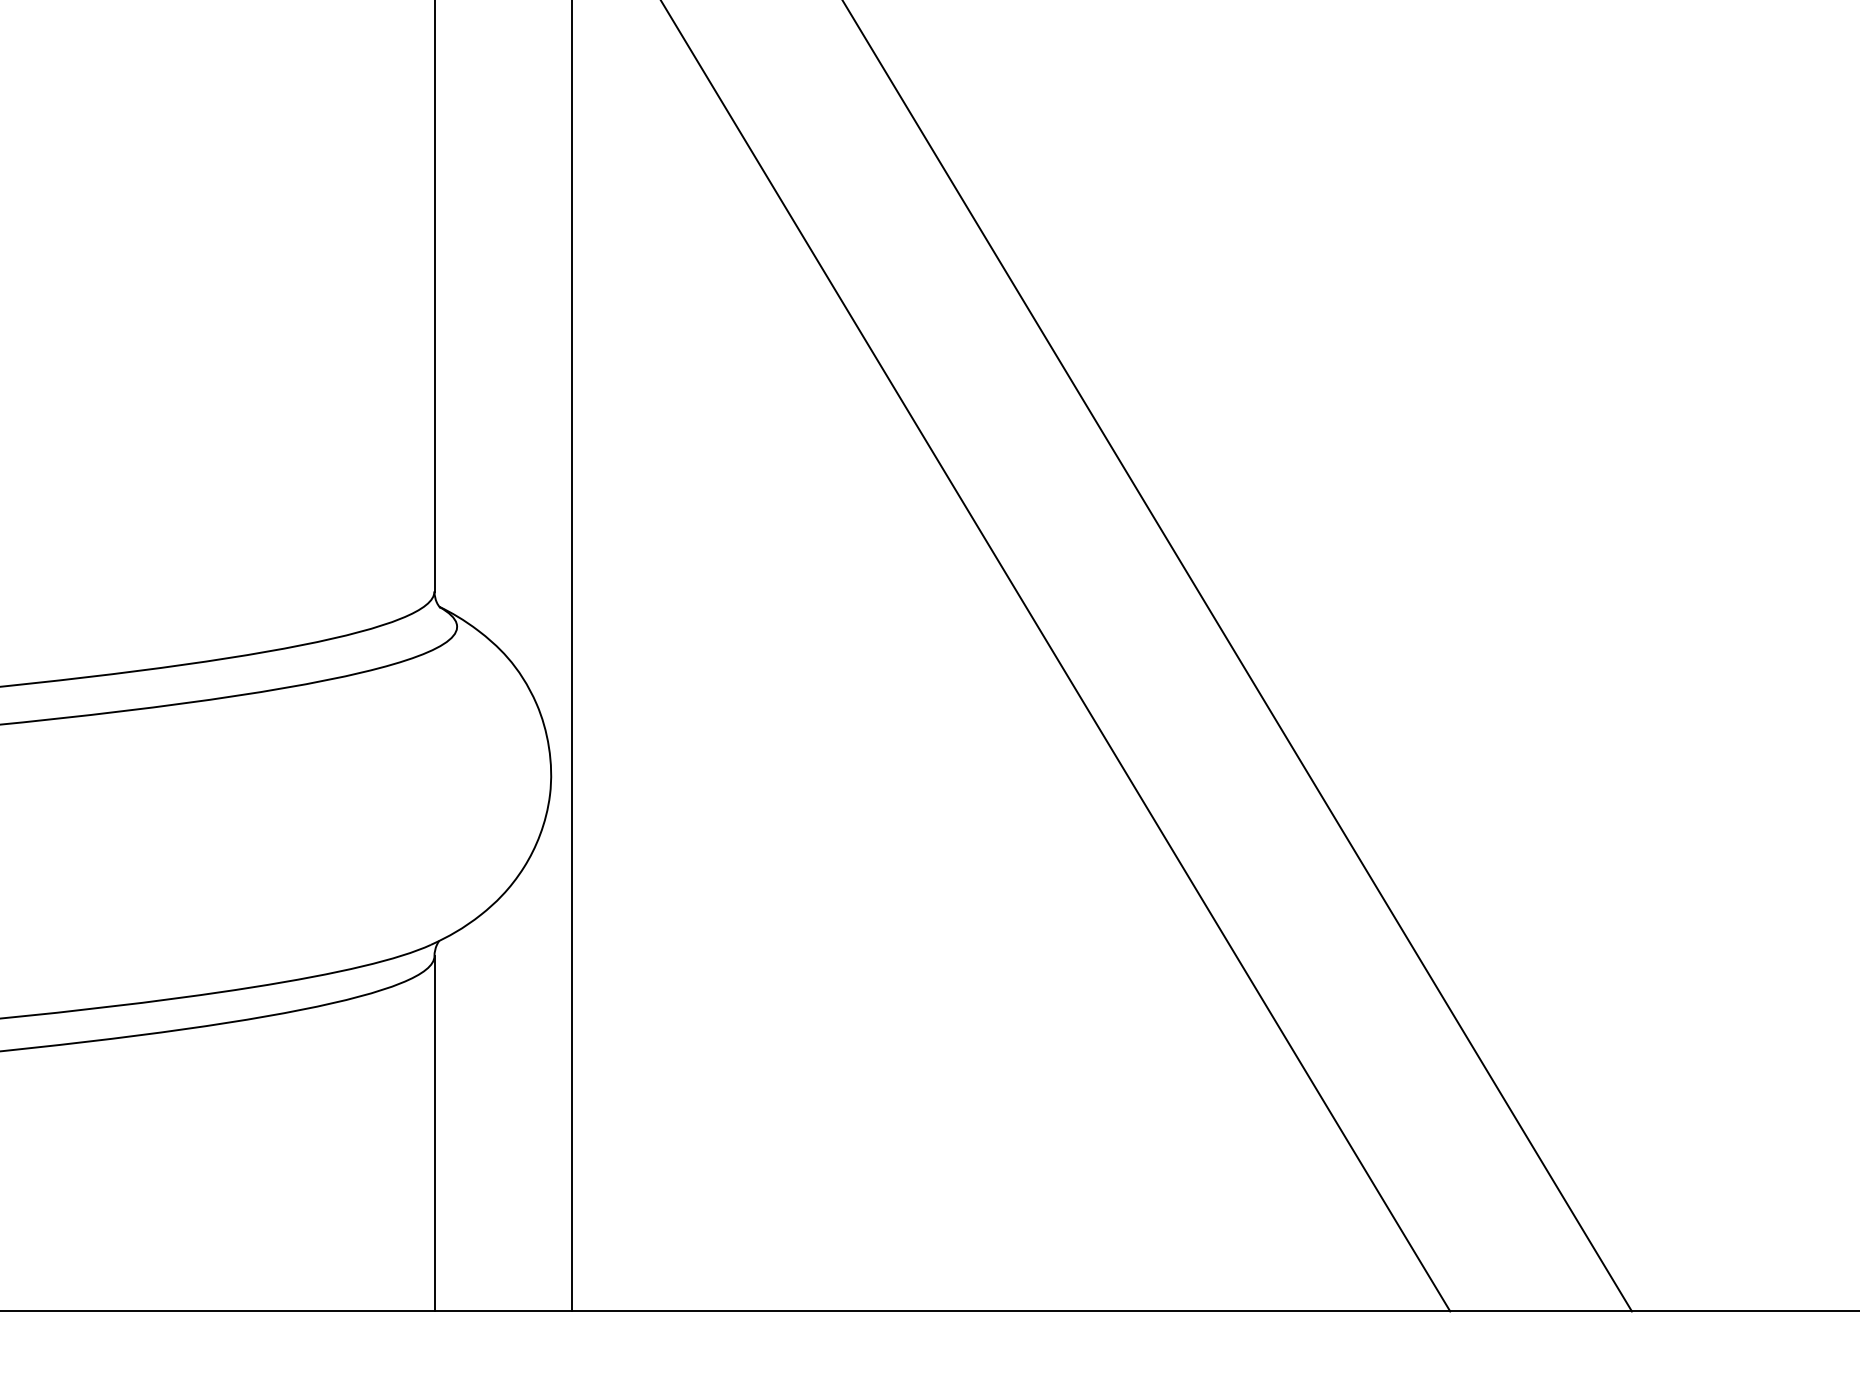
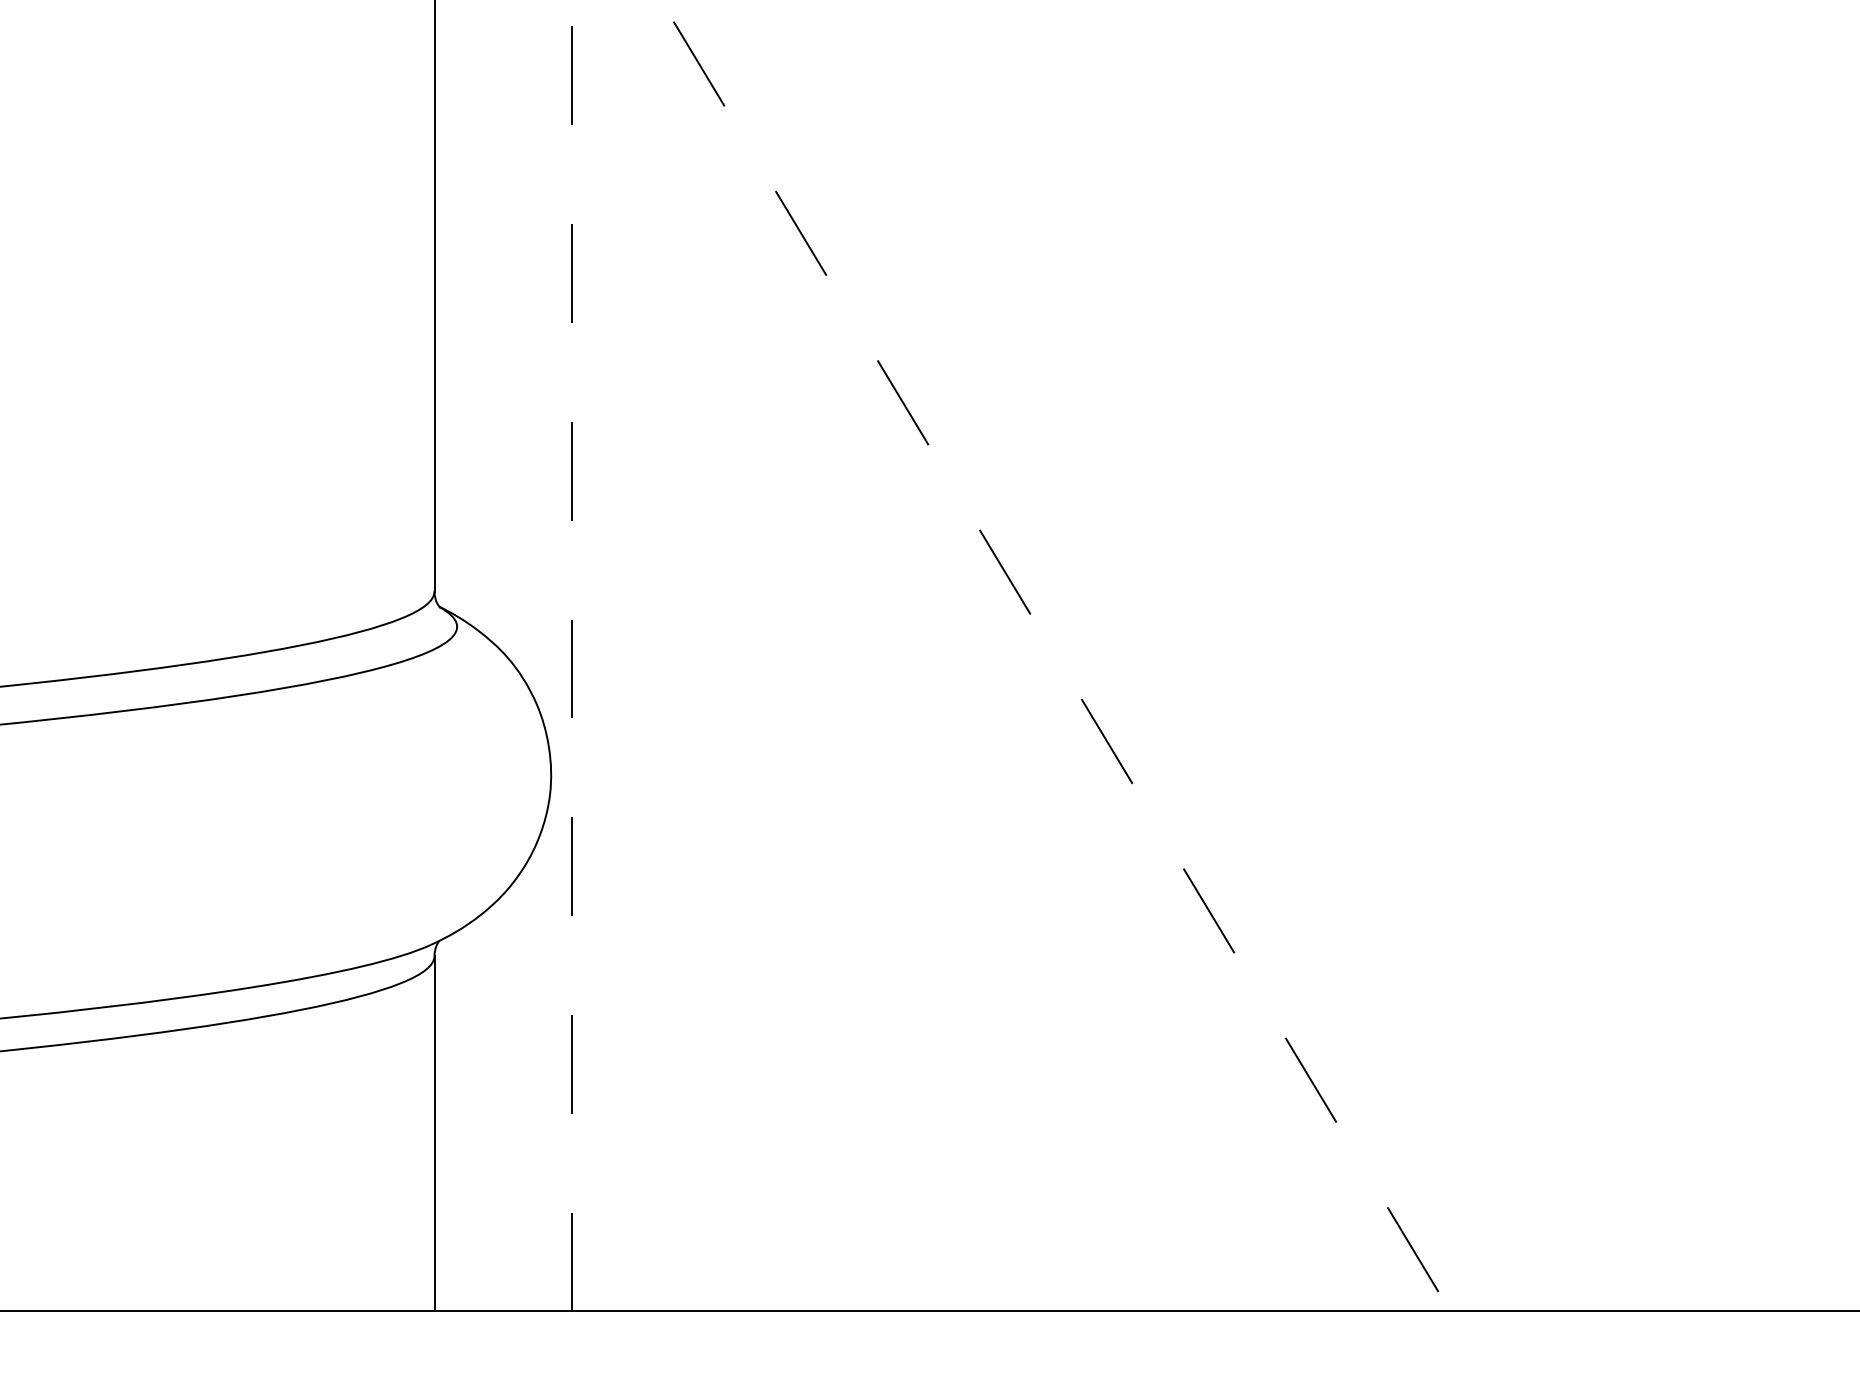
line: solid -> dashed (571, 655)
line: solid -> dashed (1055, 656)
line: present -> none (1237, 656)
